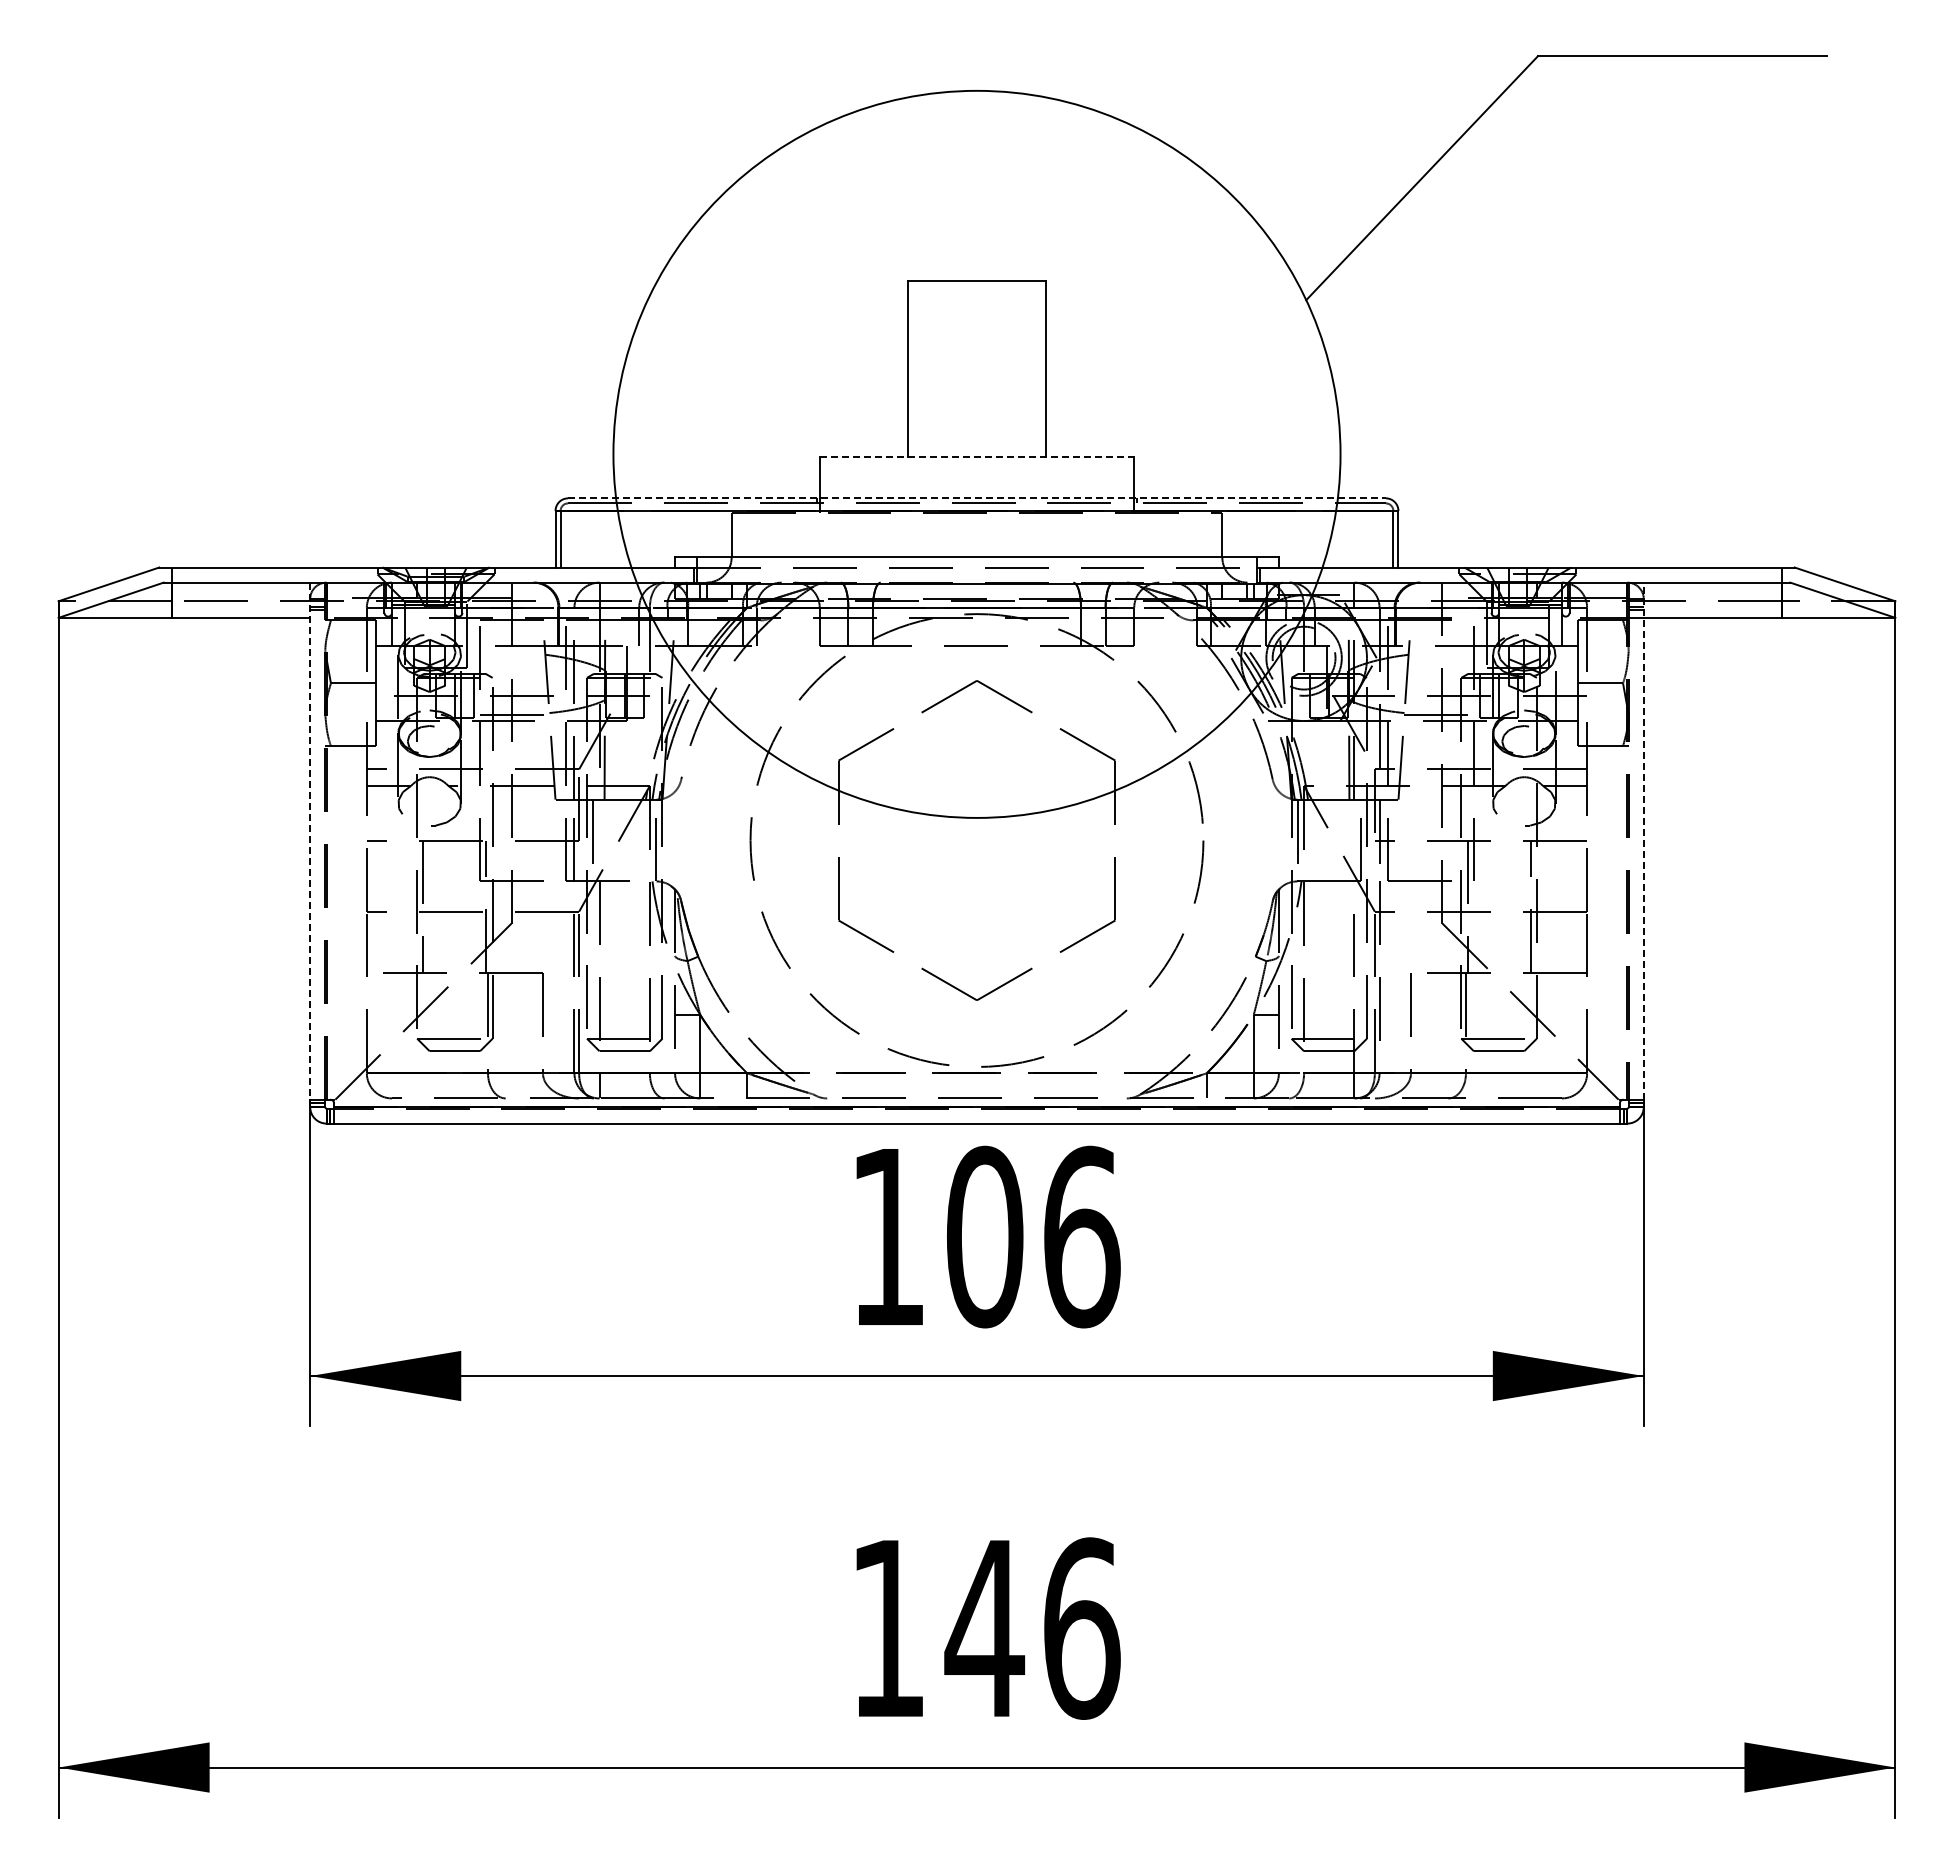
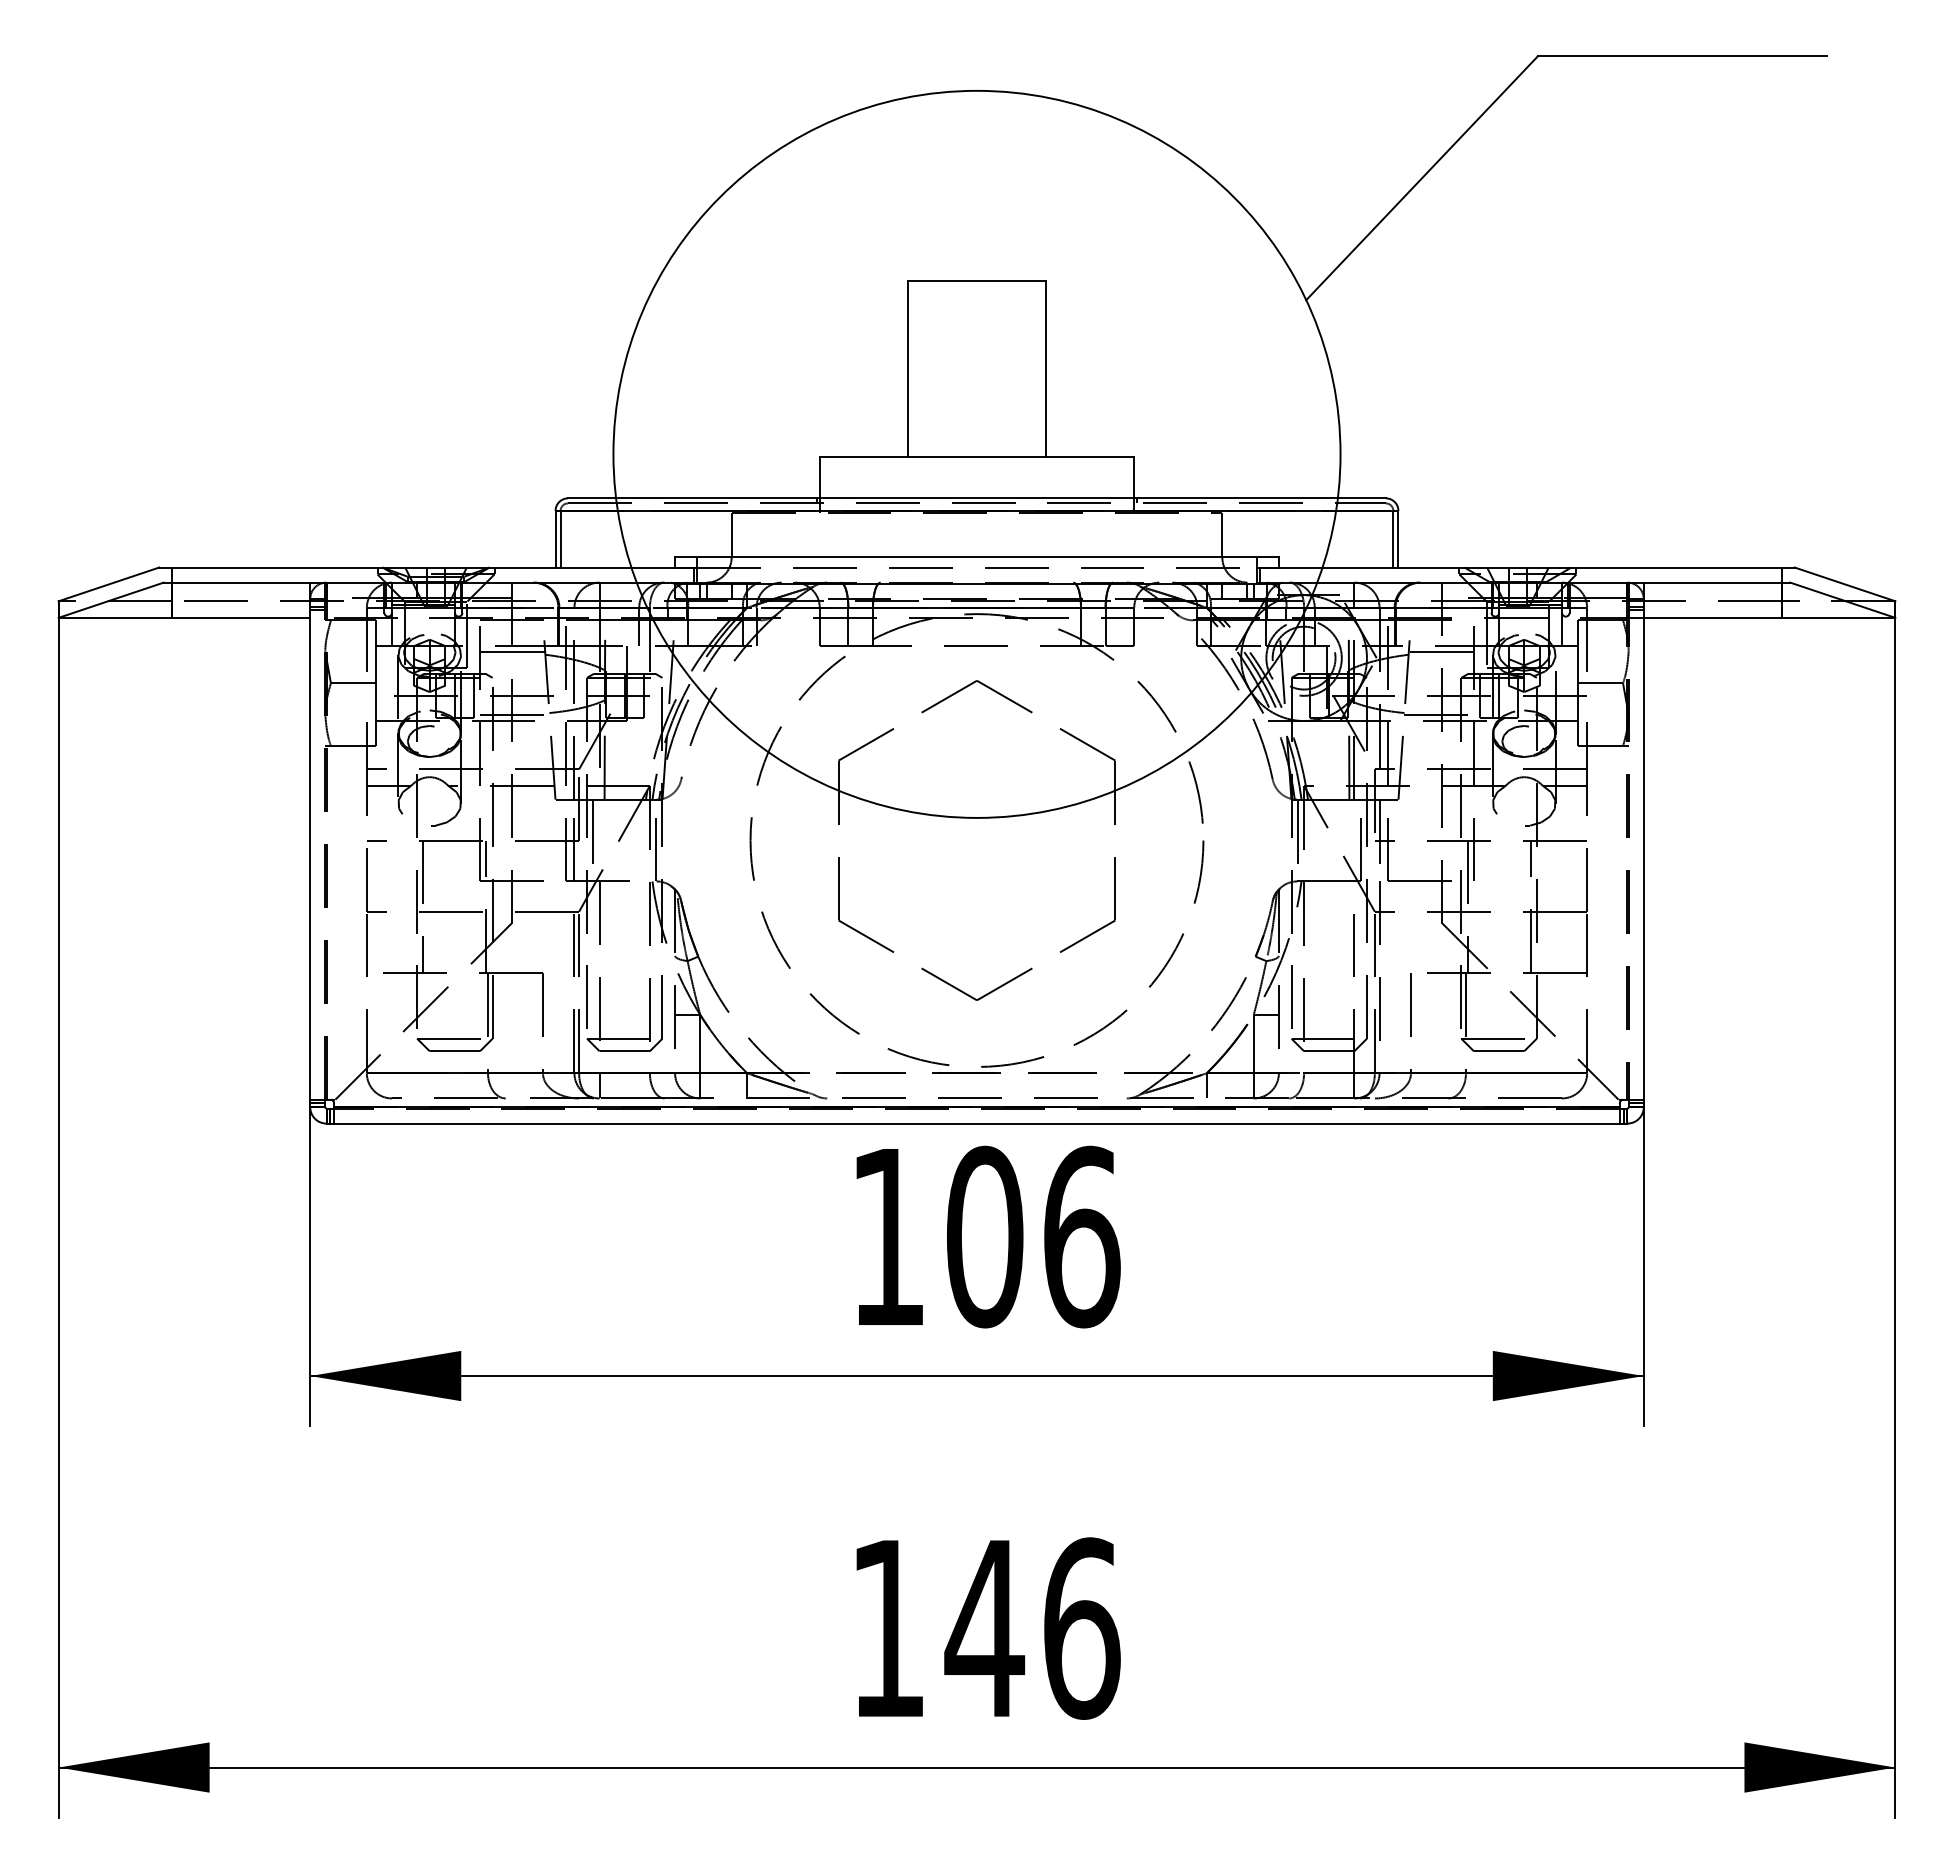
line: dashed -> solid (977, 456)
line: dashed -> solid (977, 498)
line: none -> present (512, 651)
line: none -> present (1440, 651)
line: dashed -> solid (310, 841)
line: dashed -> solid (1643, 841)
